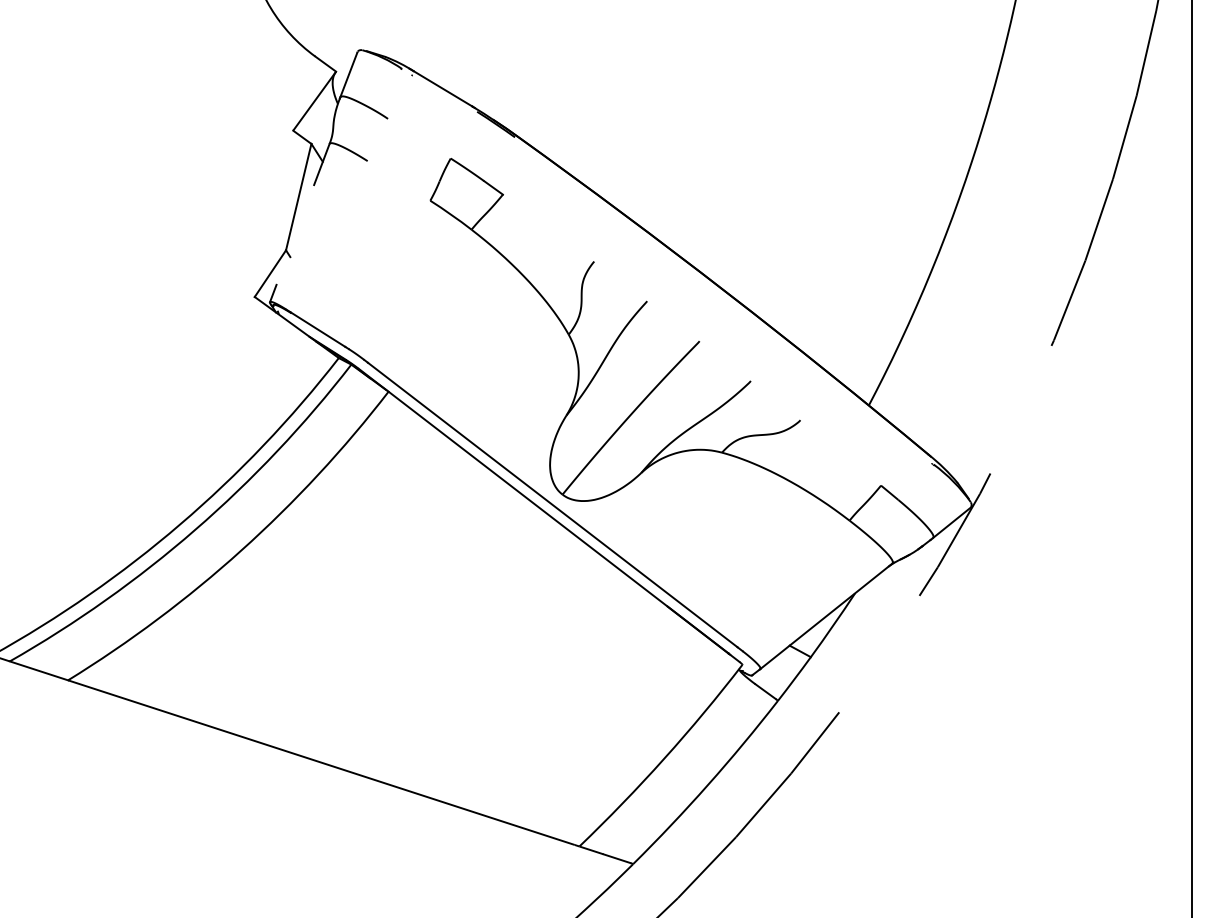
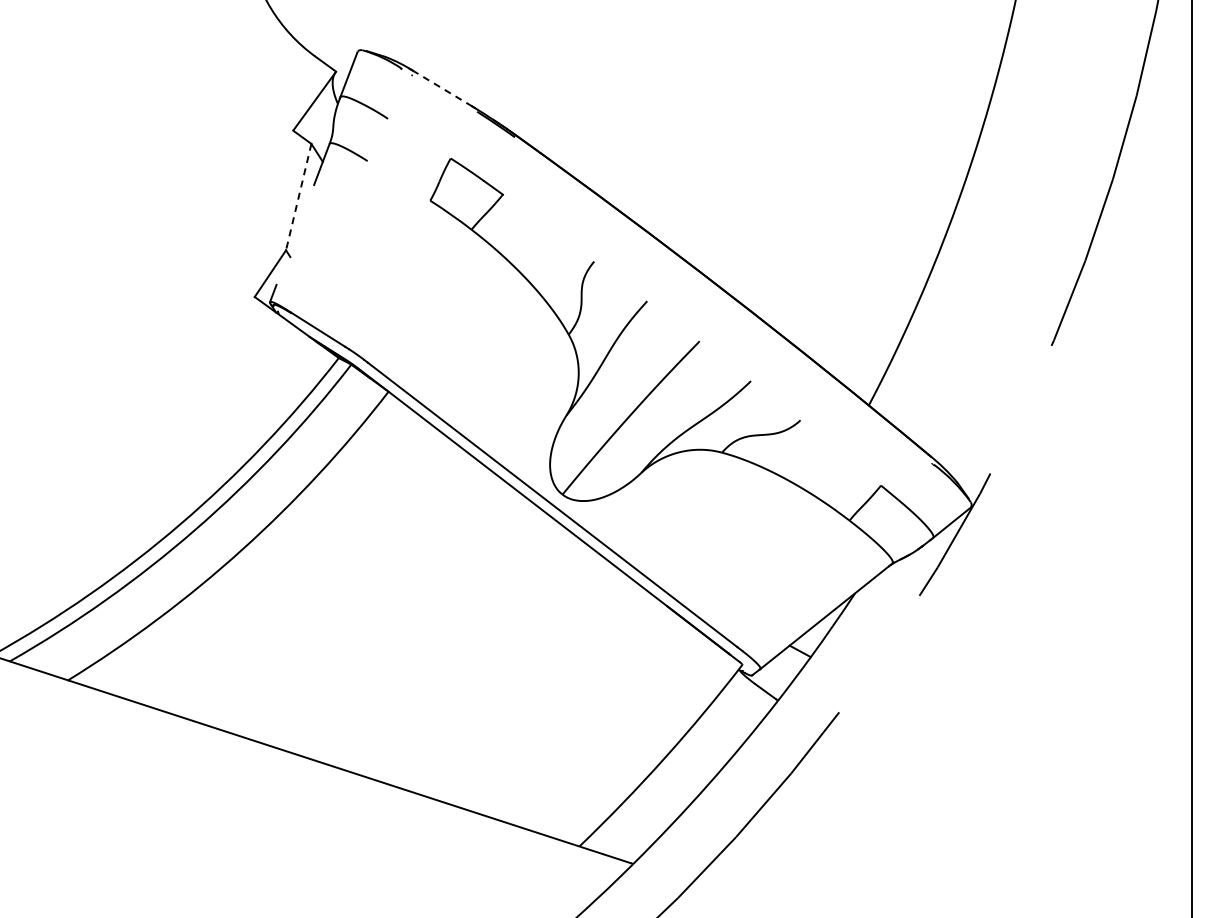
line: solid -> dashed (443, 88)
line: solid -> dashed (298, 197)
